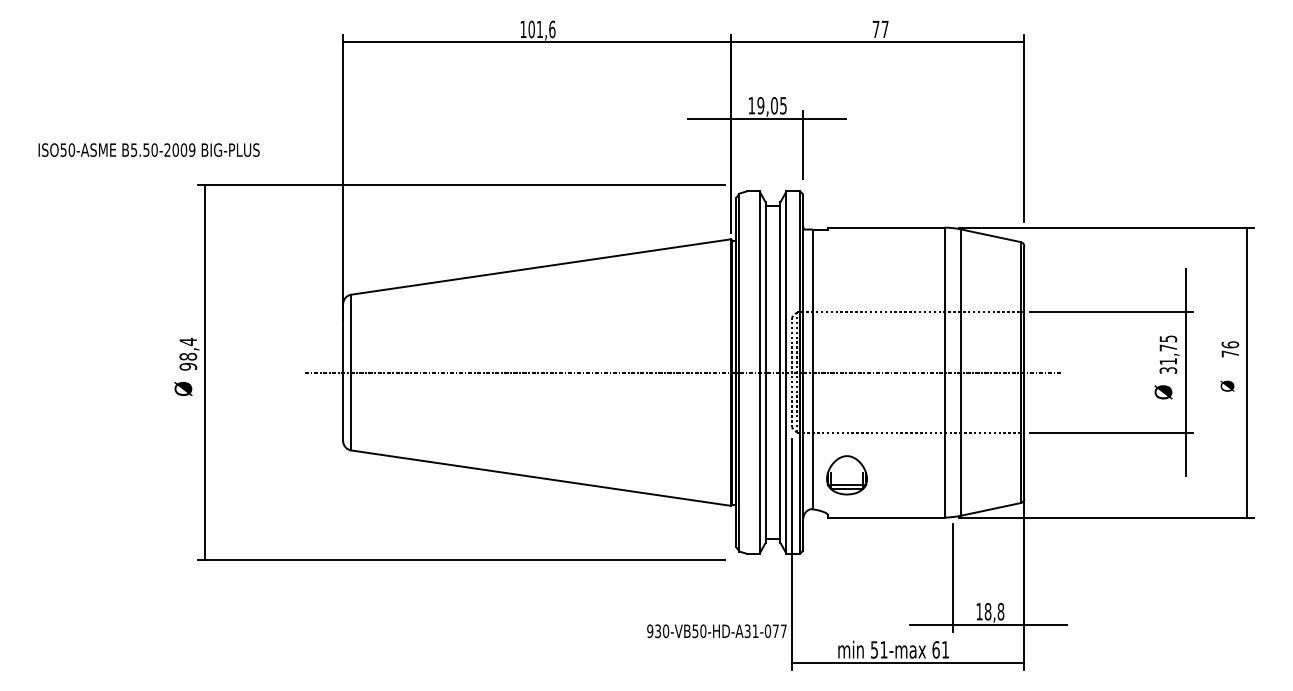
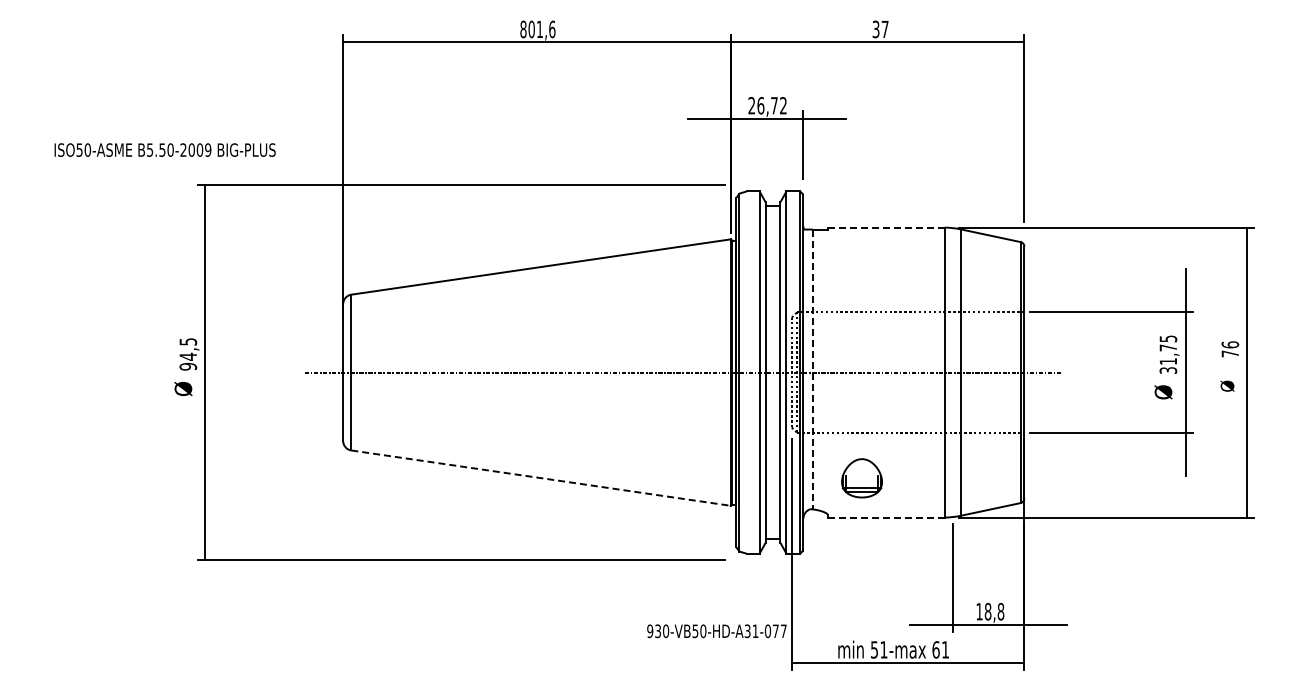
text: 101,6 -> 801,6 (523, 29)
text: 77 -> 37 (875, 29)
text: 19,05 -> 26,72 (767, 105)
text position: (148, 149) -> (164, 149) (164, 149)
line: solid -> dashed (885, 227)
text: 98,4 -> 94,5 (188, 348)
line: solid -> dashed (812, 369)
part position: (846, 475) -> (861, 478) (861, 478)
line: solid -> dashed (541, 478)
line: solid -> dashed (886, 517)
